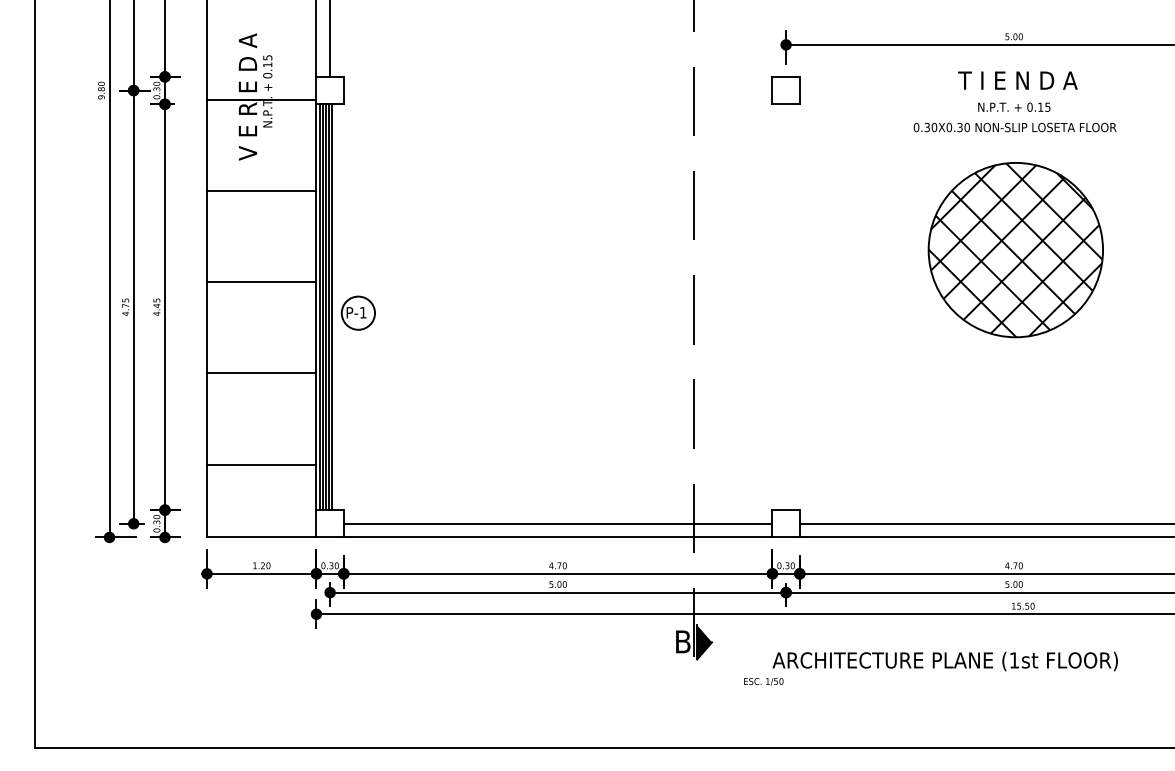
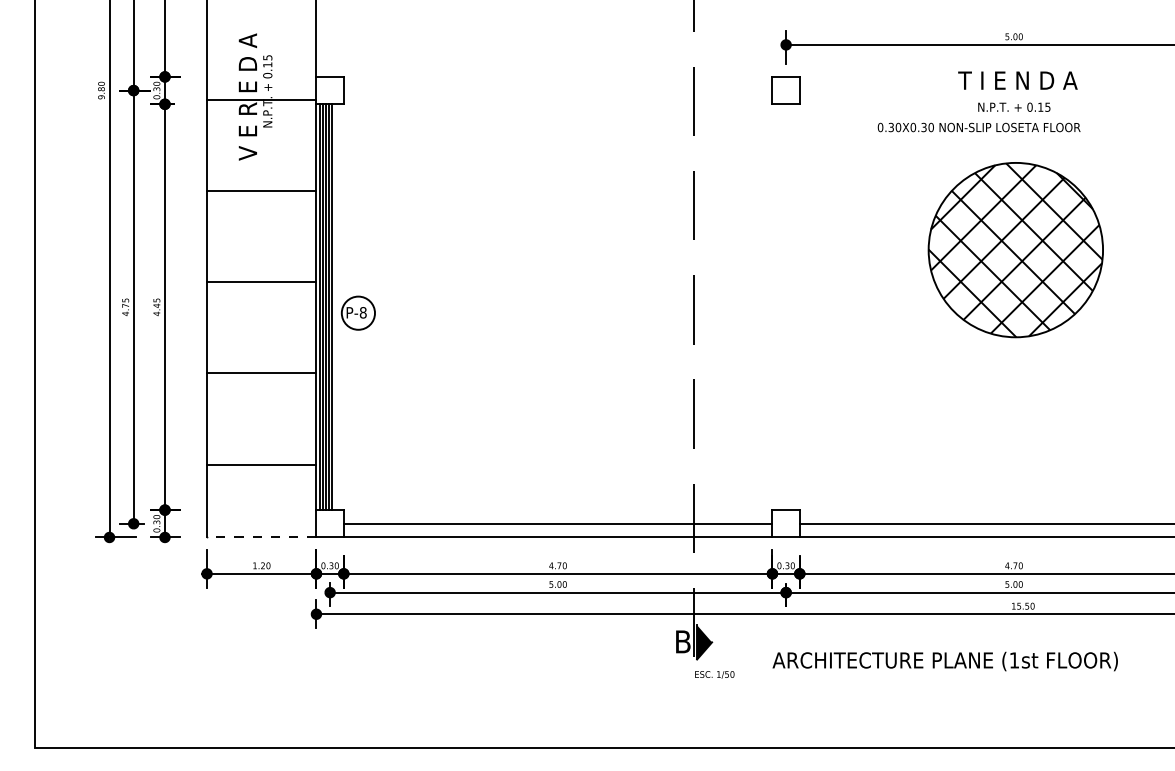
line: present -> none (330, 39)
text position: (1014, 127) -> (978, 127) (978, 127)
text: P-1 -> P-8 (362, 312)
line: solid -> dashed (261, 537)
text position: (763, 681) -> (714, 674) (714, 674)
